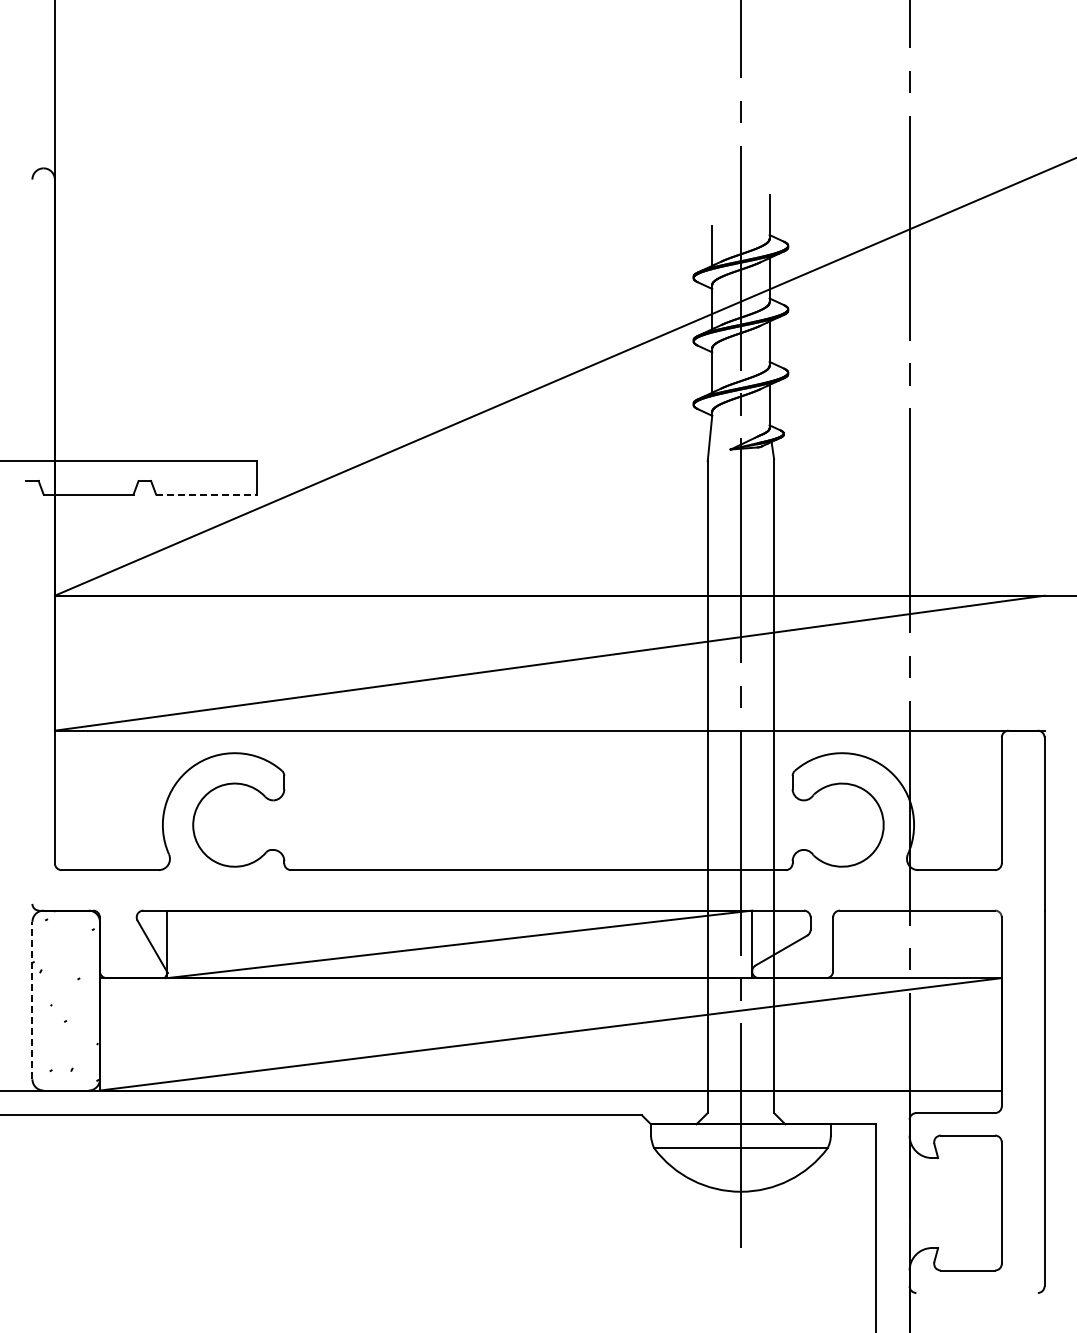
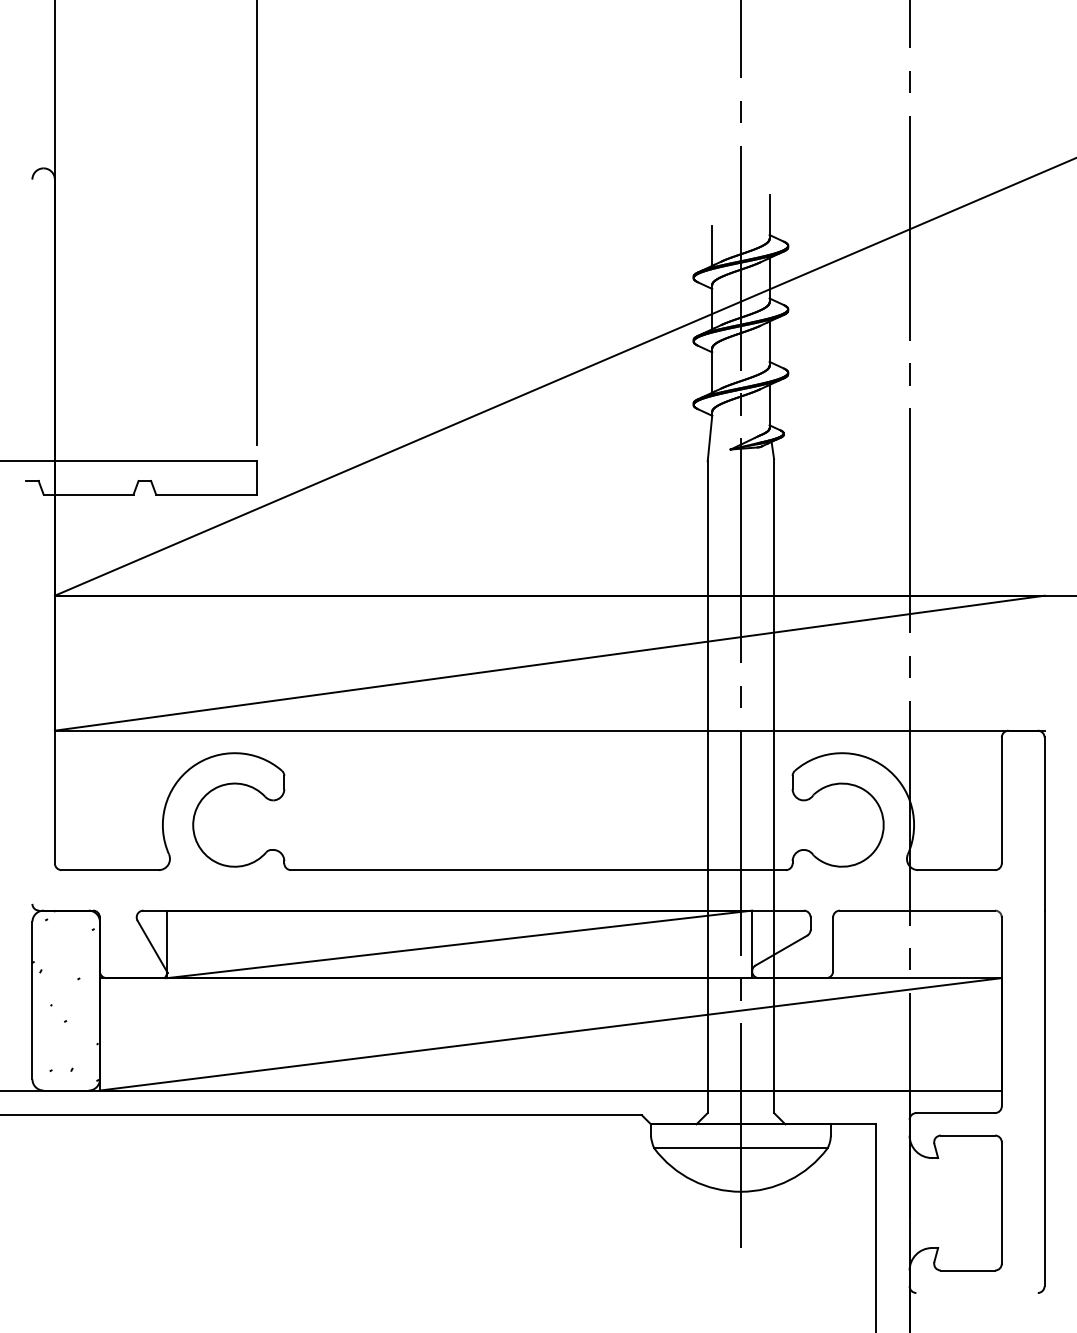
line: none -> present (257, 223)
line: dashed -> solid (206, 494)
line: dashed -> solid (32, 1000)
